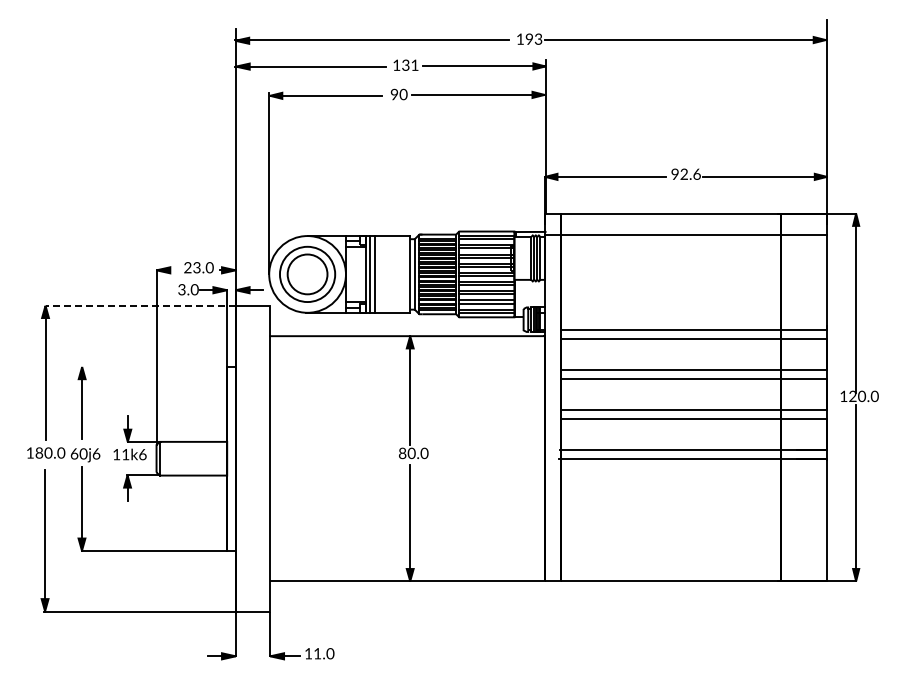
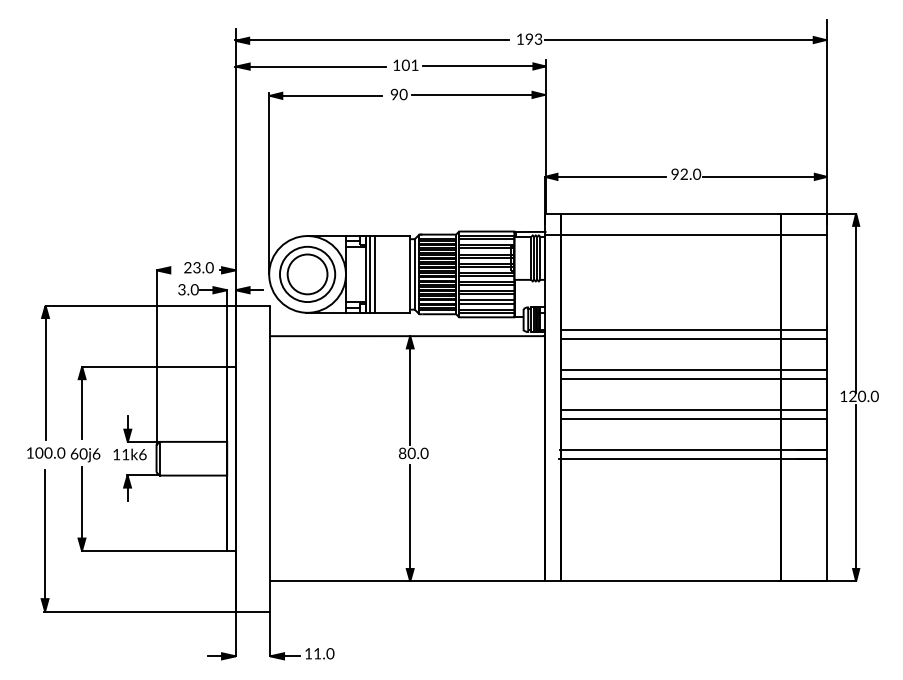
text: 131 -> 101 (405, 65)
text: 92.6 -> 92.0 (697, 173)
line: dashed -> solid (140, 305)
line: none -> present (155, 366)
text: 180.0 -> 100.0 (39, 453)
